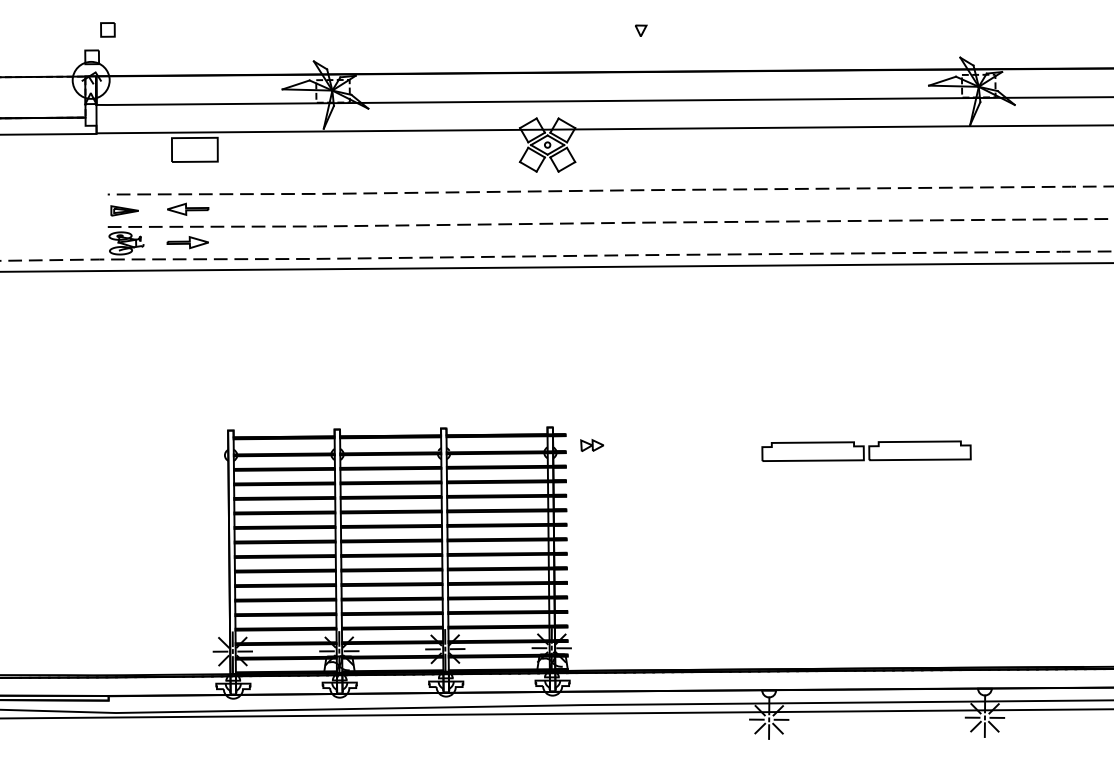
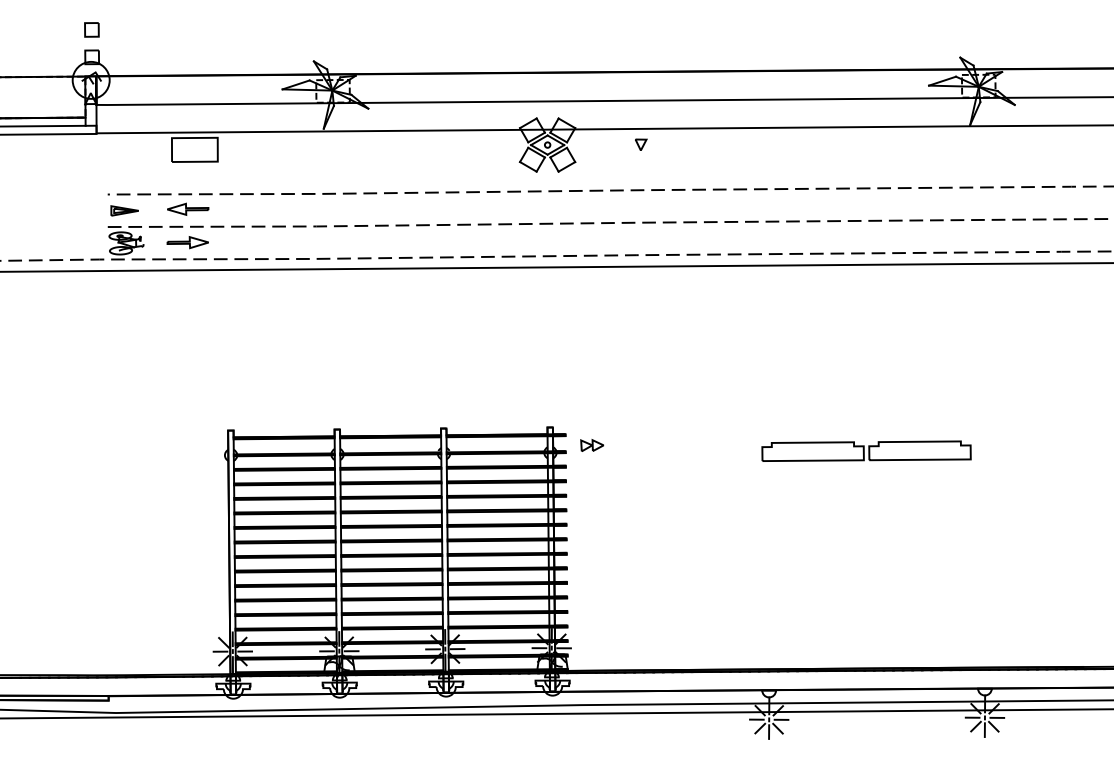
part position: (107, 29) -> (91, 29) (91, 29)
part position: (641, 30) -> (641, 144) (641, 144)
line: none -> present (43, 125)
